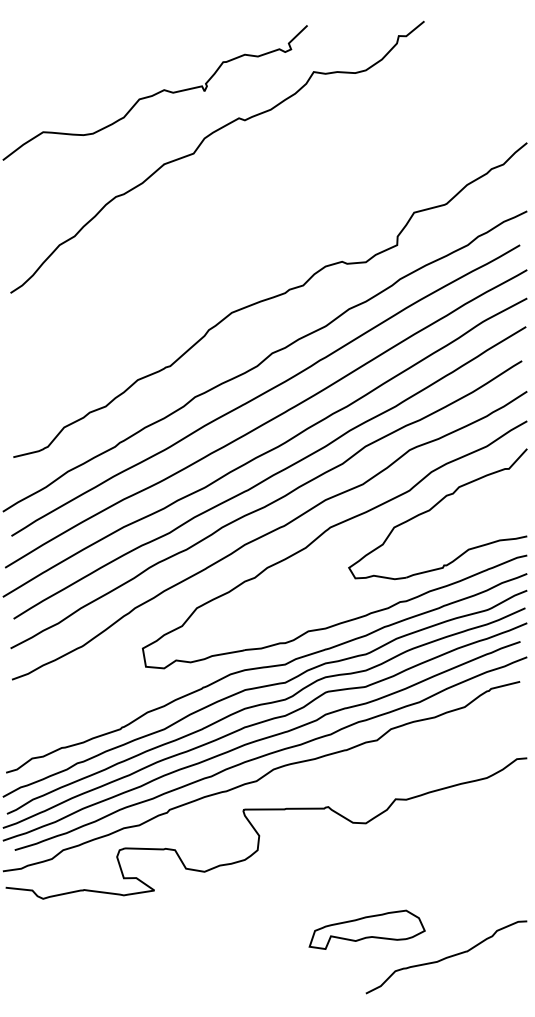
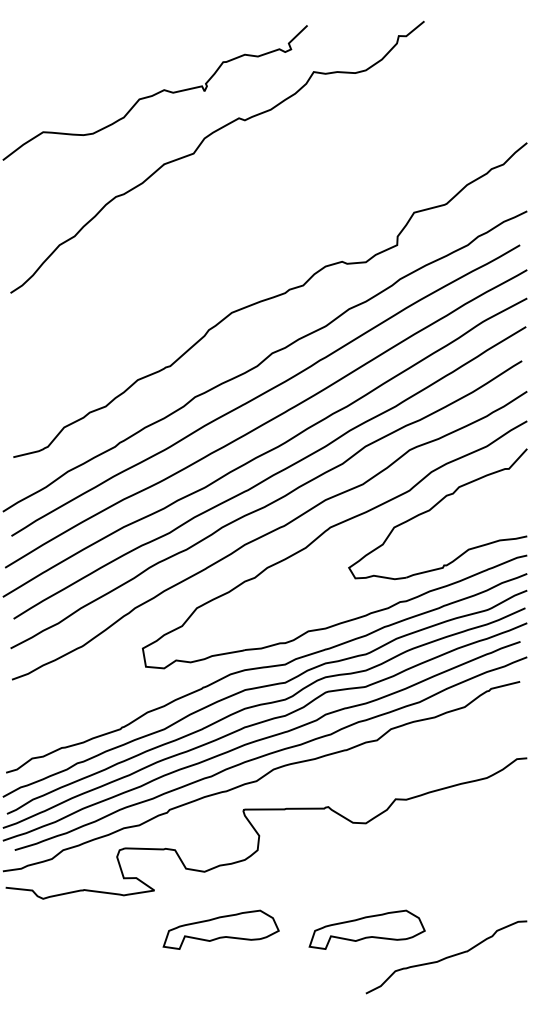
part: none -> present (220, 929)
